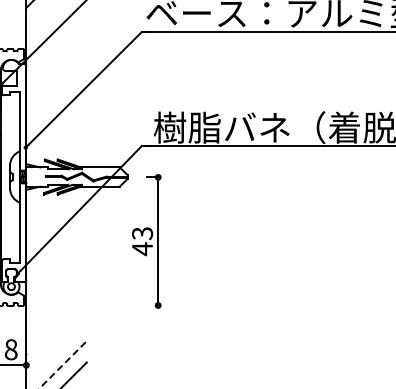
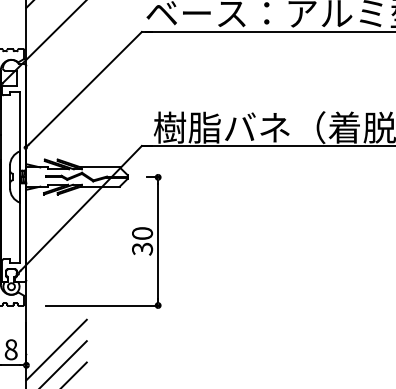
text: 43 -> 30 (142, 241)
line: none -> present (101, 305)
line: none -> present (56, 349)
line: dashed -> solid (62, 365)
